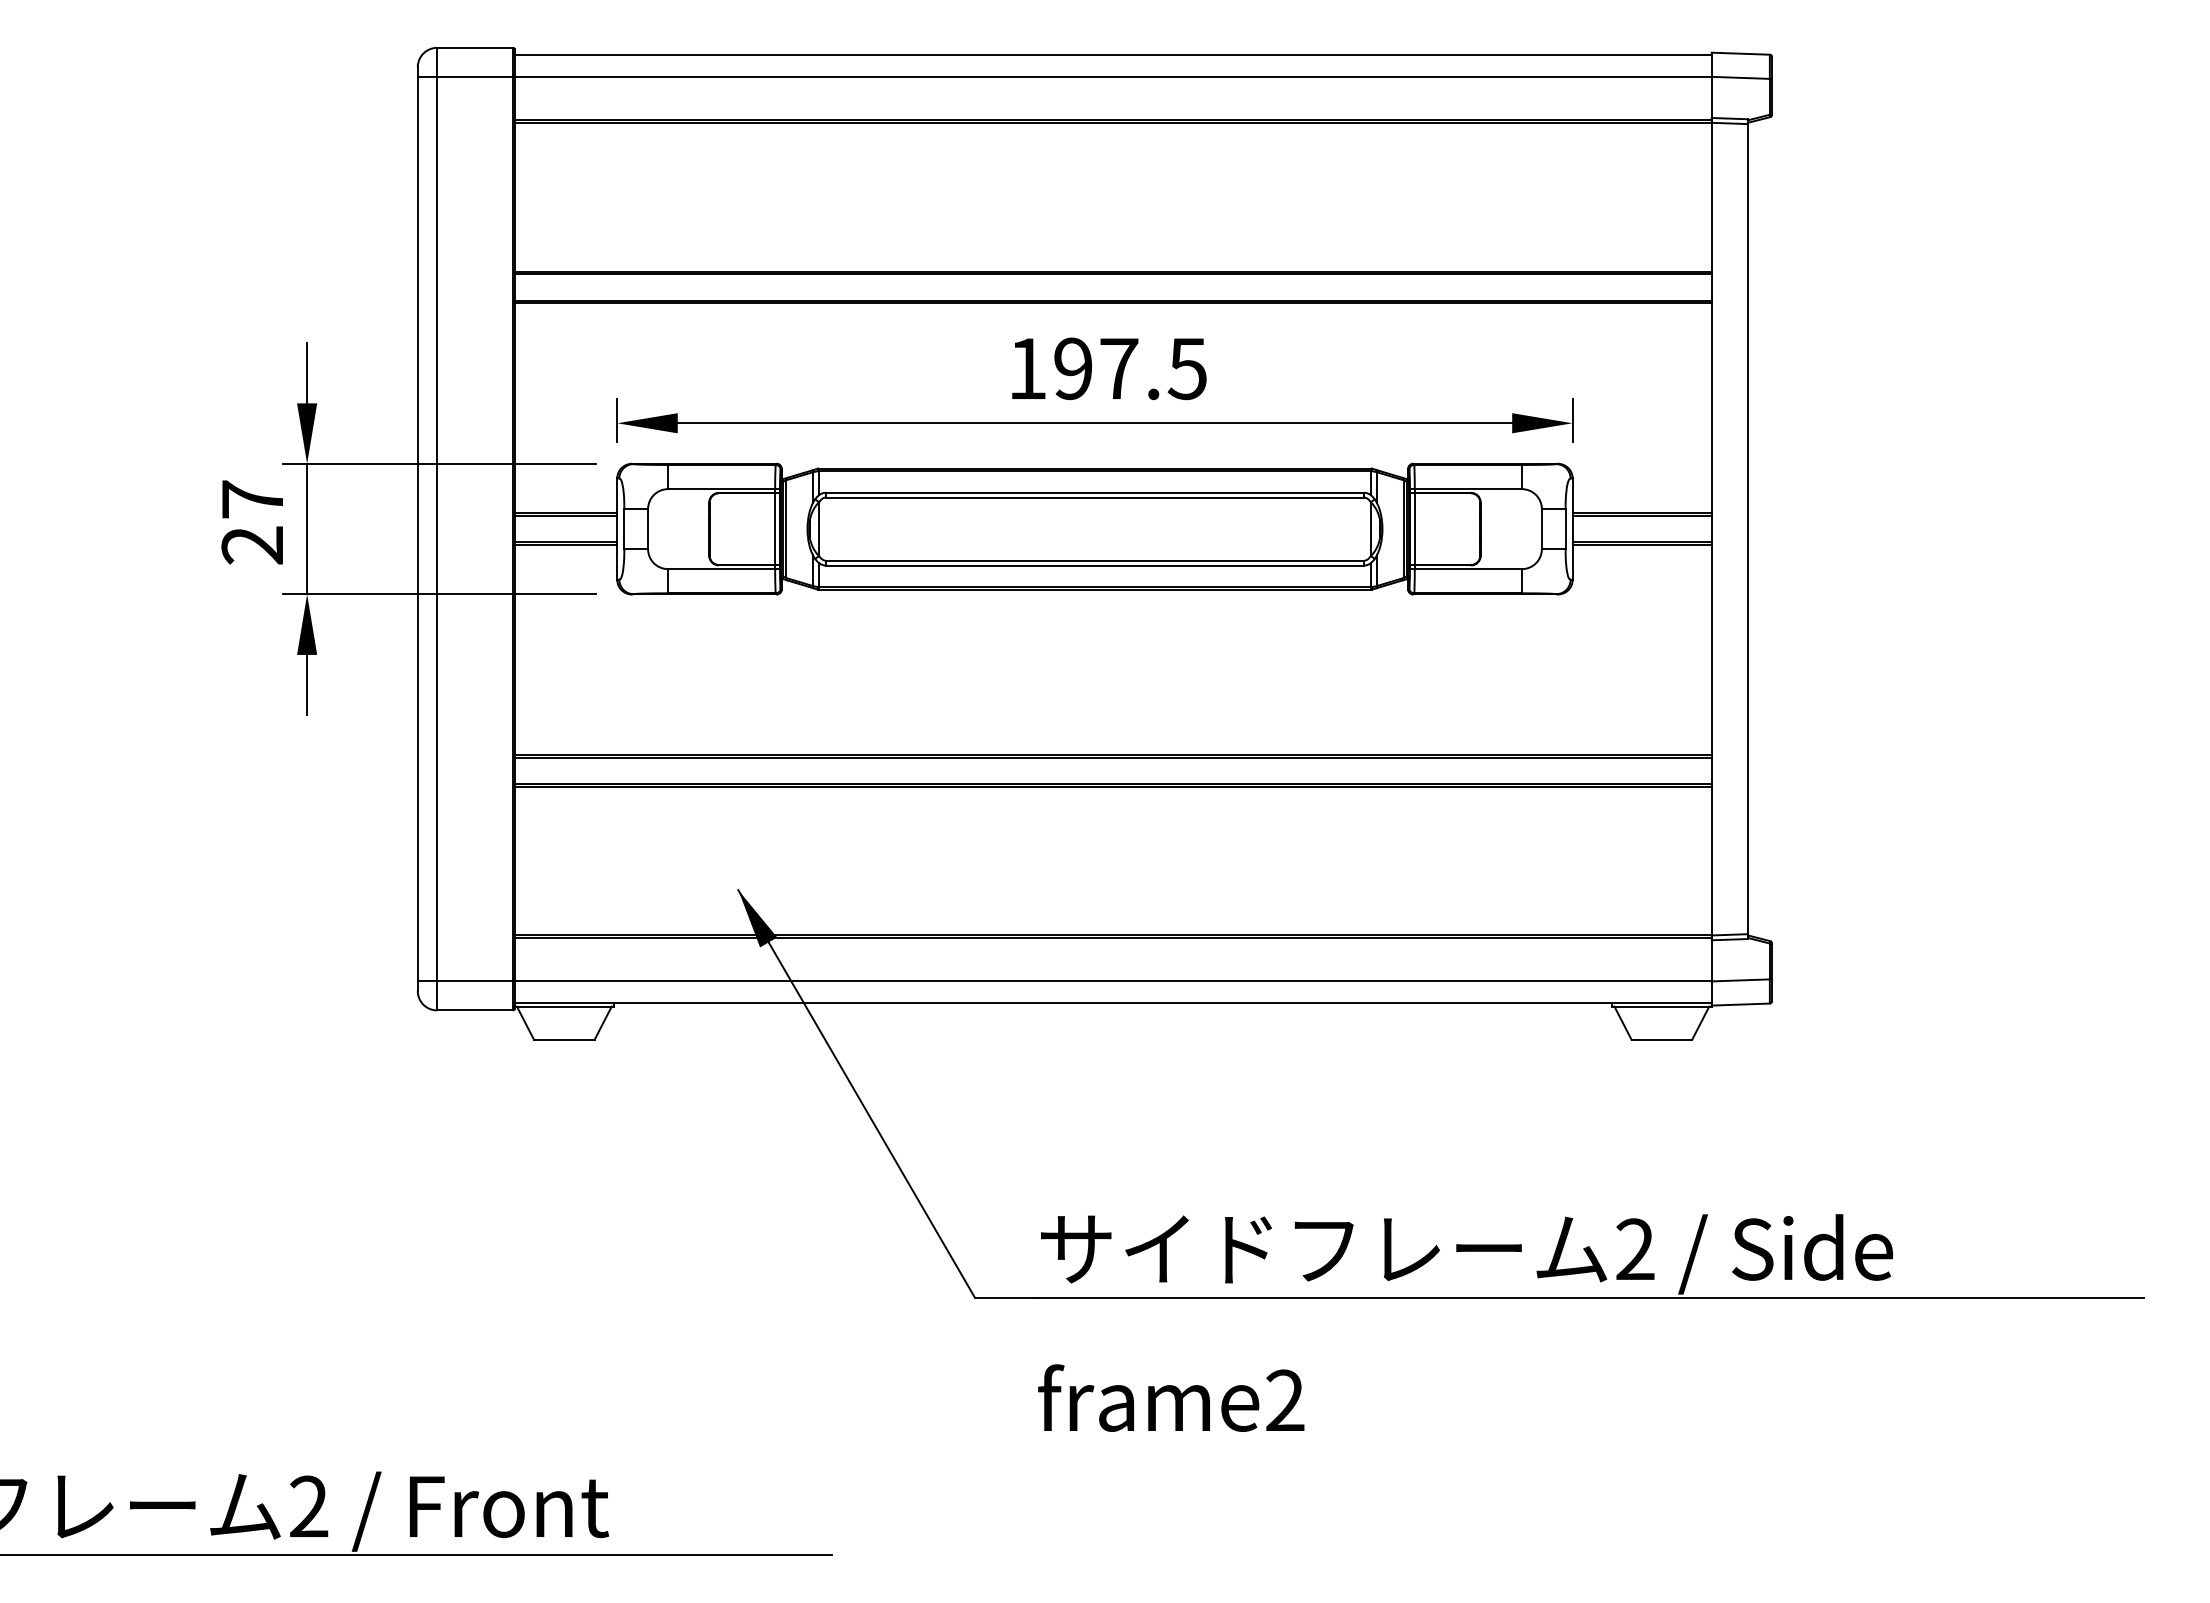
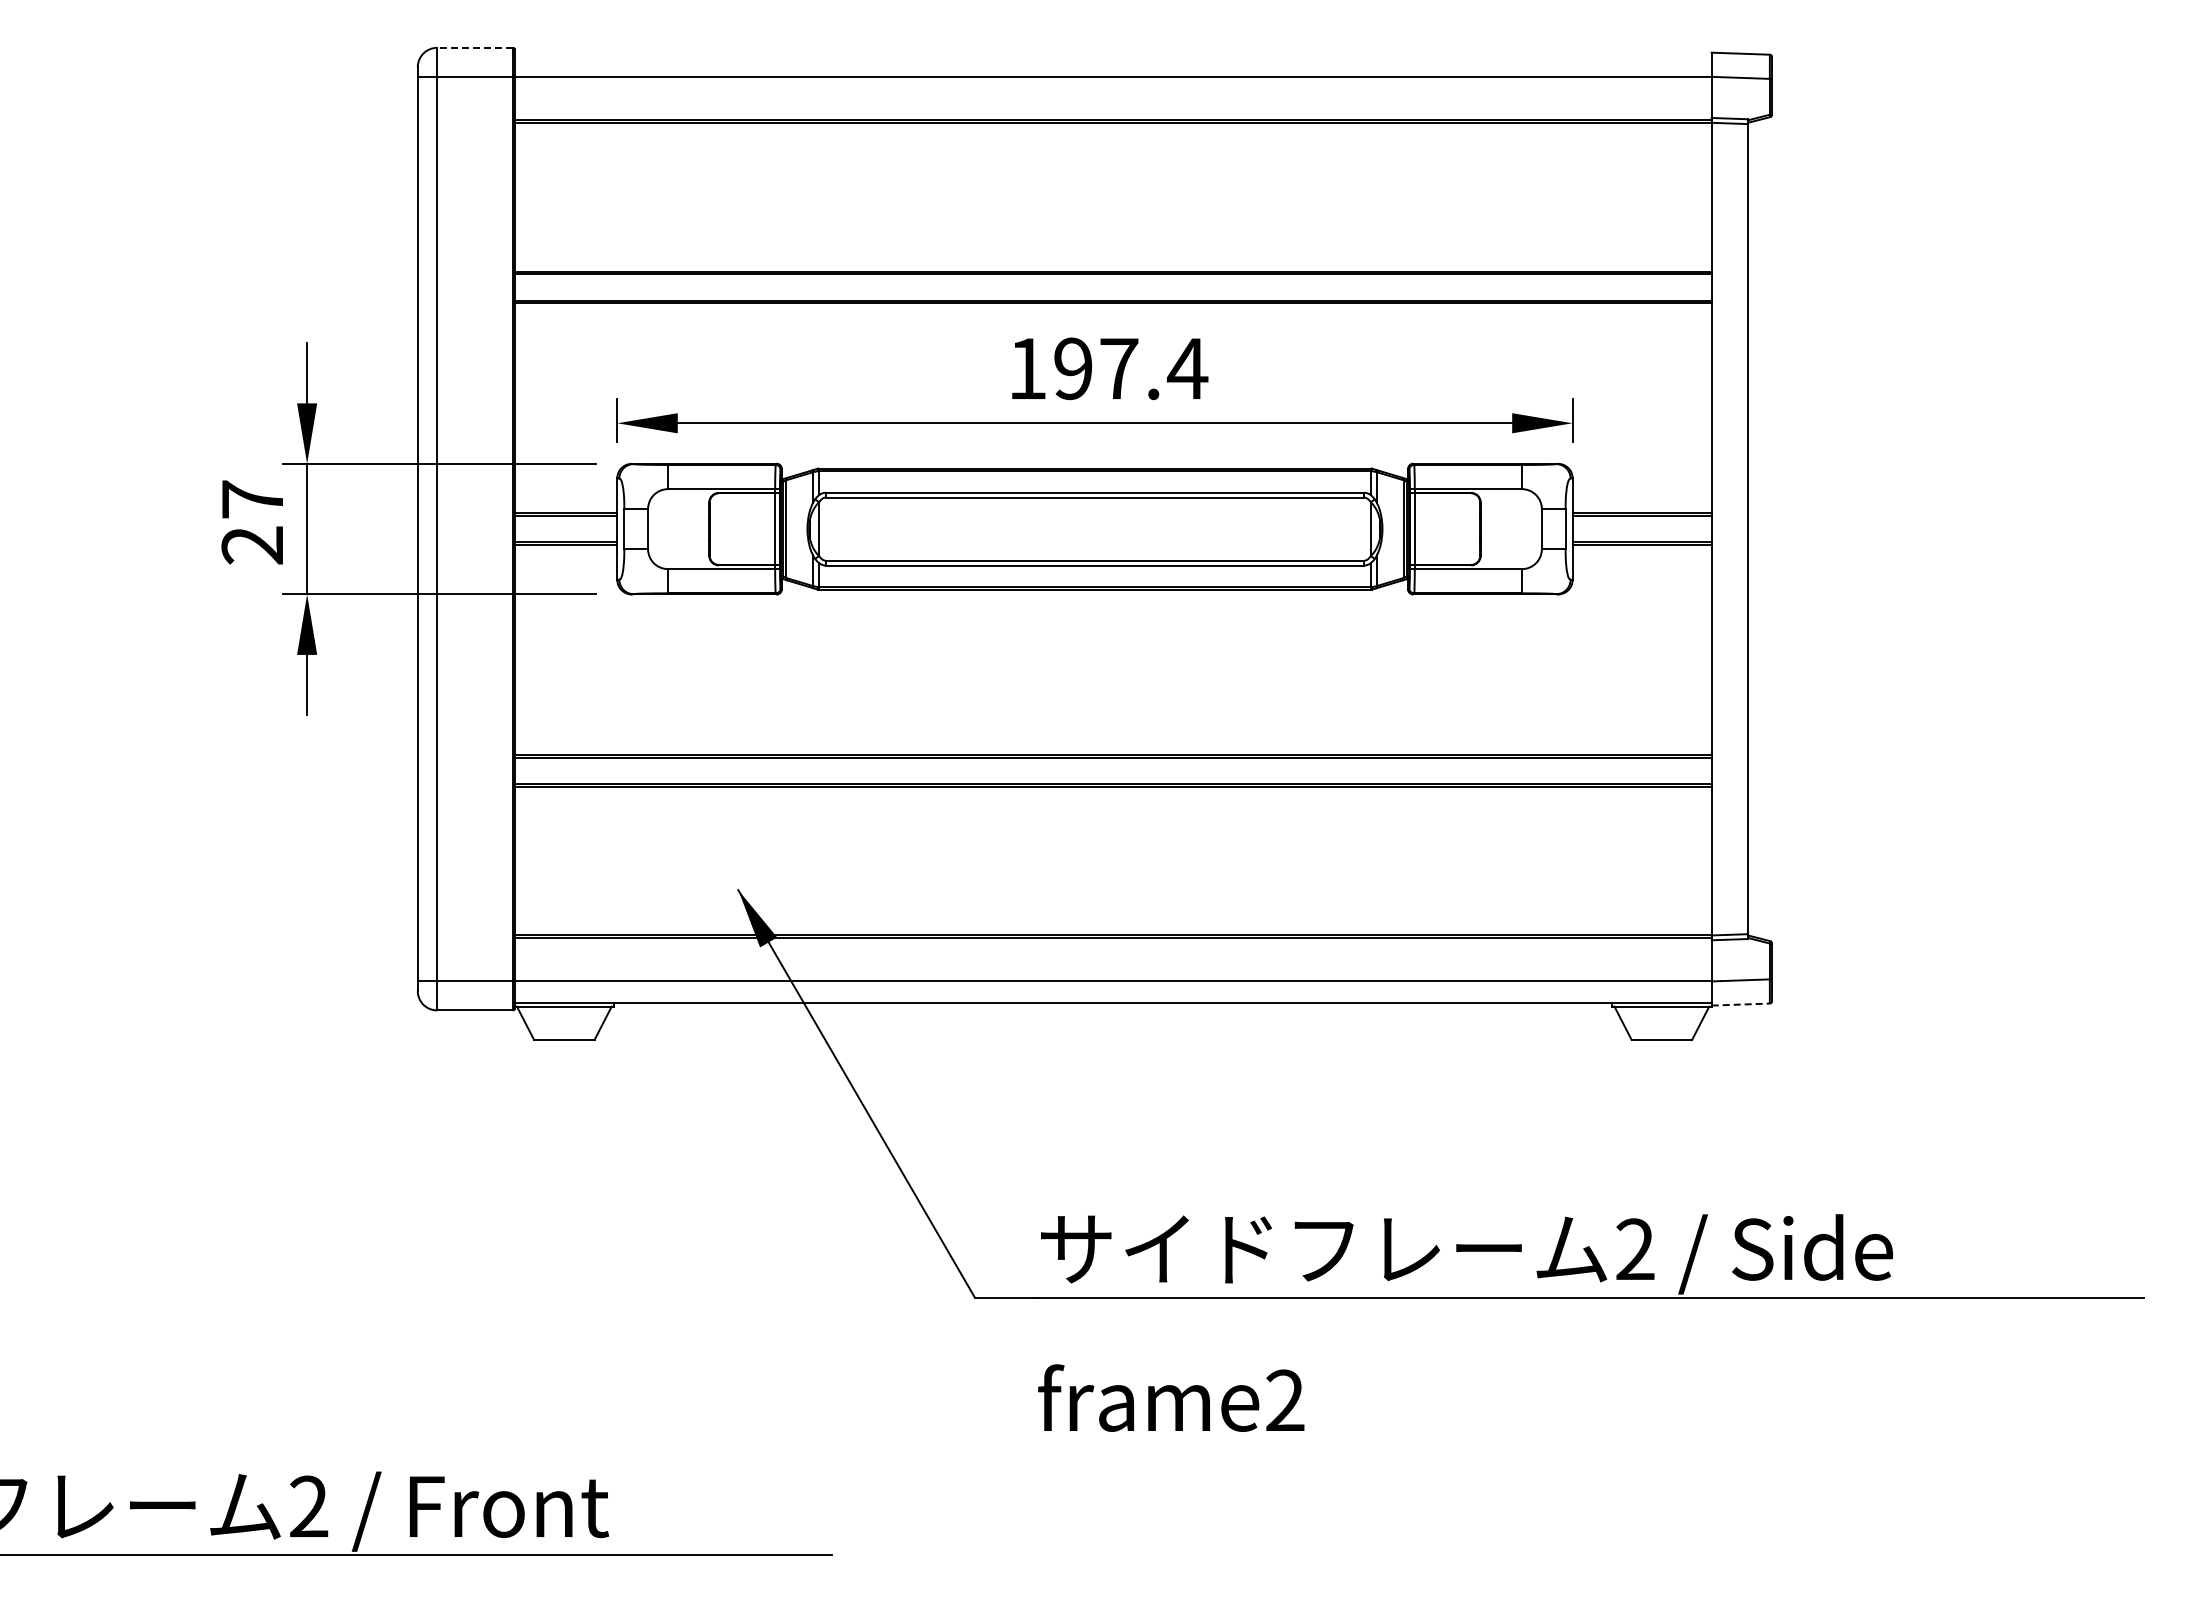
line: solid -> dashed (474, 47)
line: present -> none (1112, 55)
text: 197.5 -> 197.4 (1187, 369)
line: solid -> dashed (1741, 1004)
